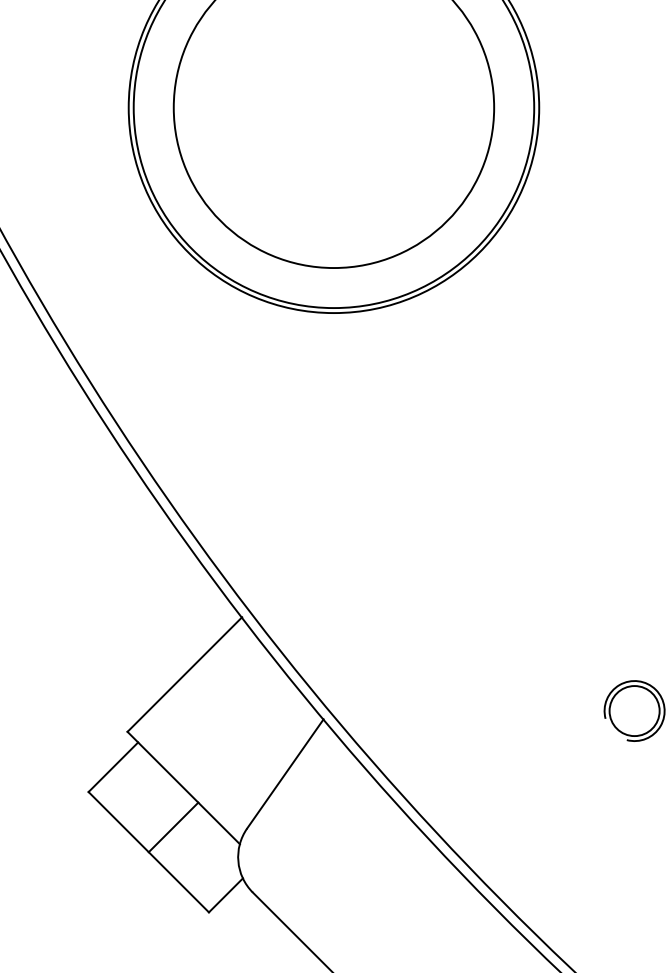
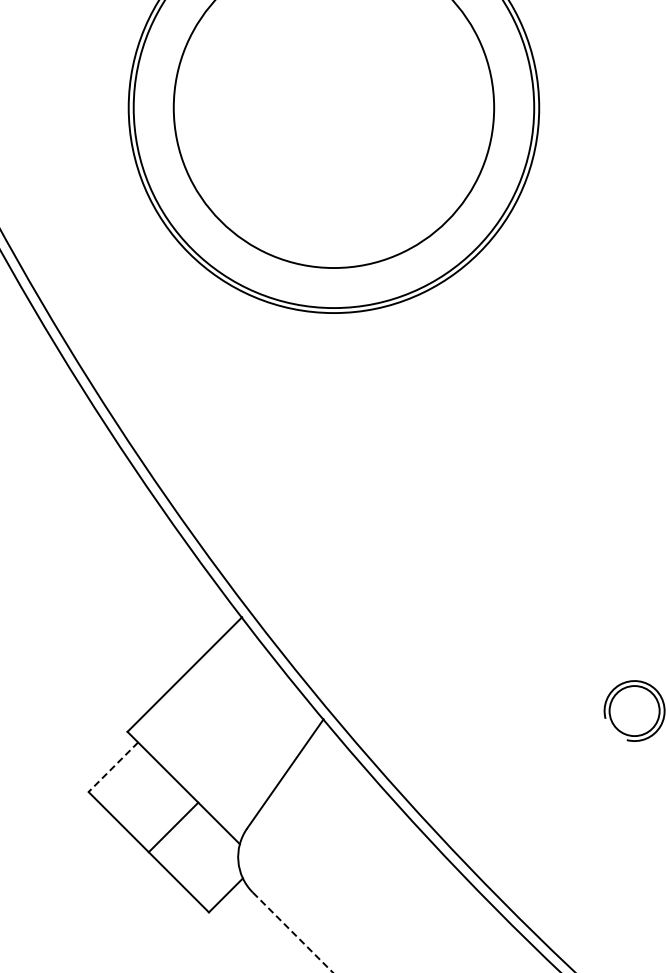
line: solid -> dashed (113, 767)
line: solid -> dashed (293, 932)
